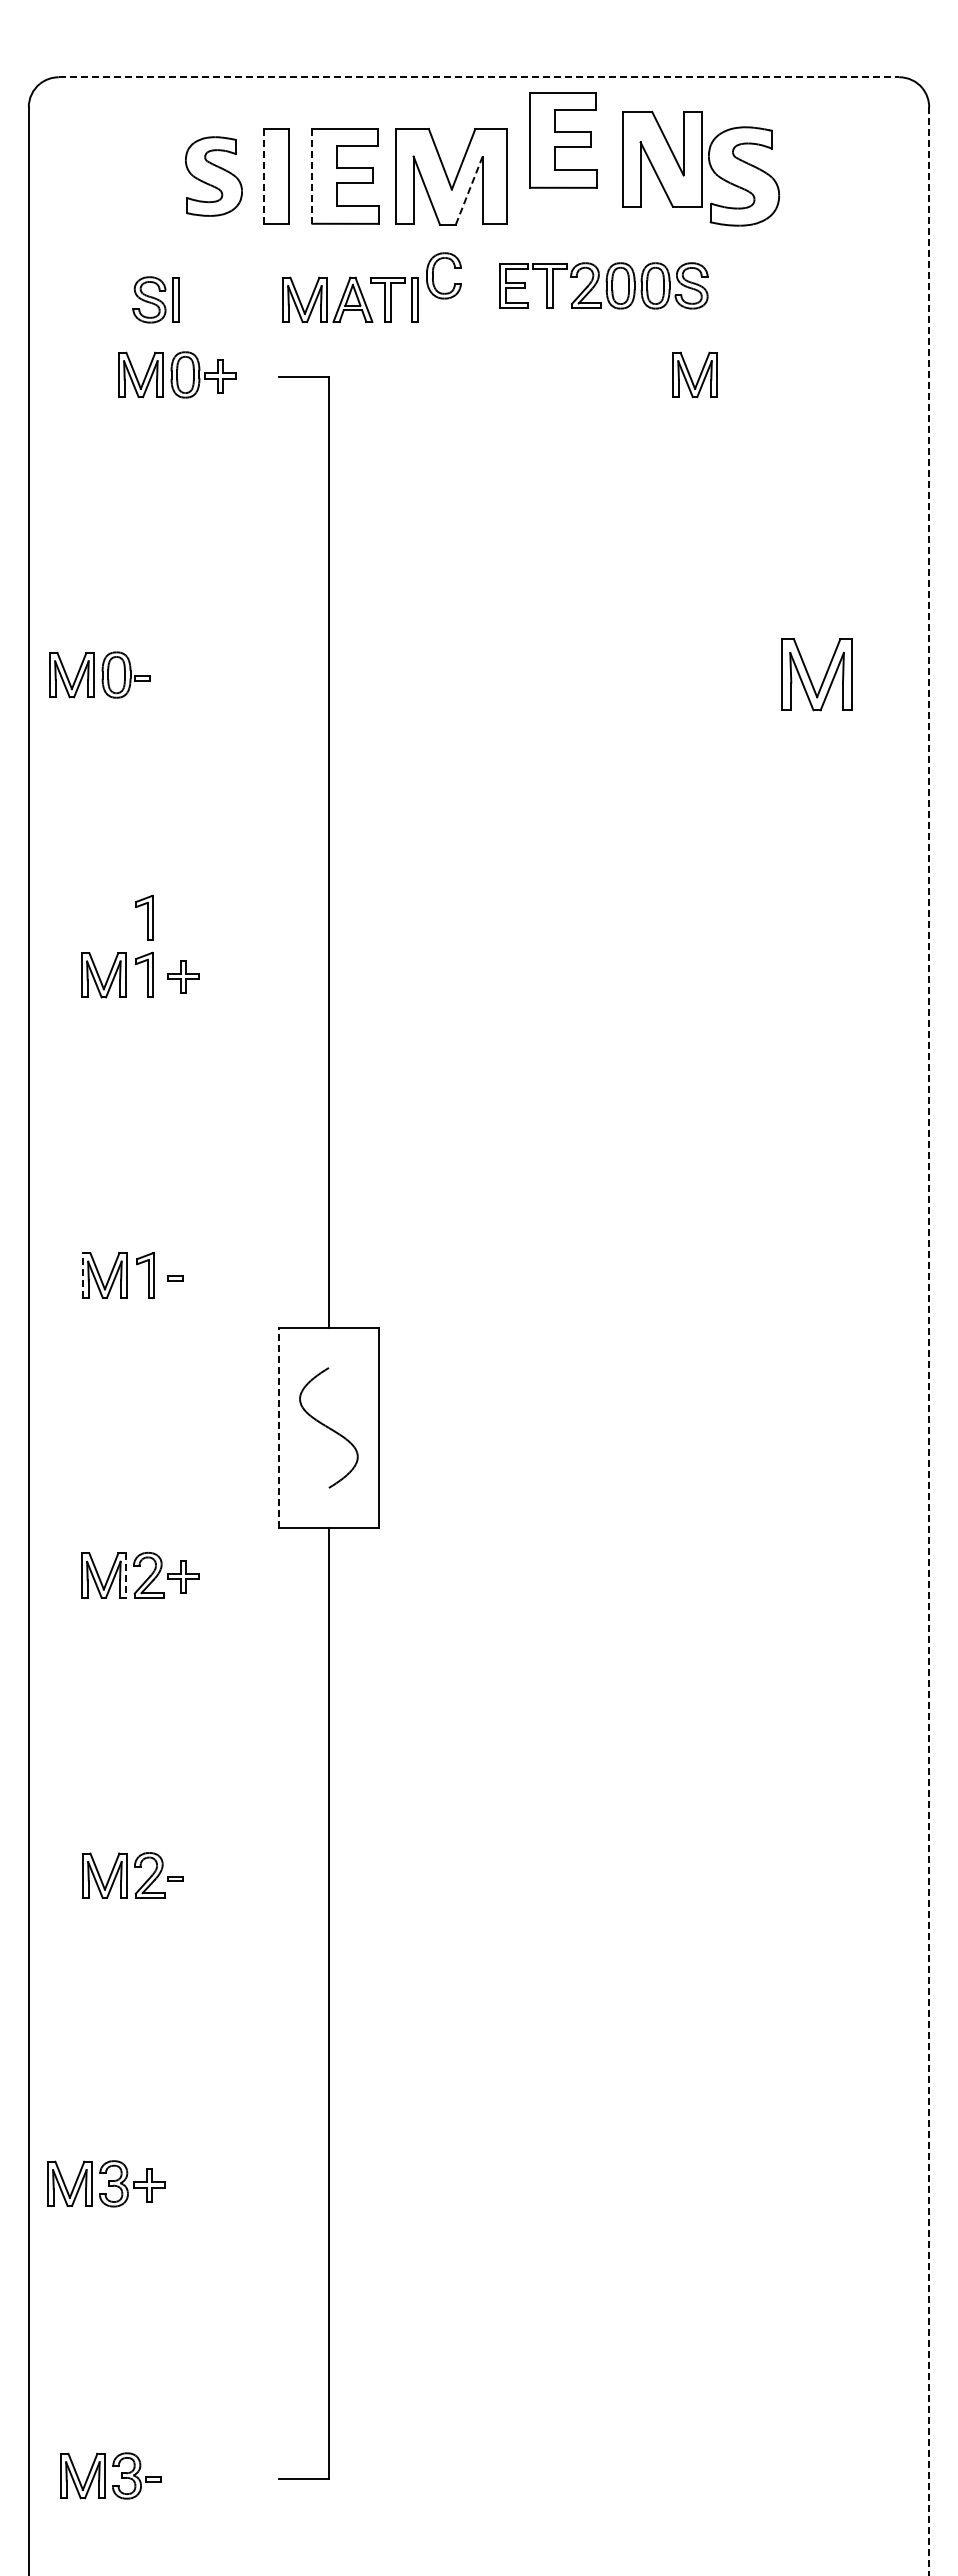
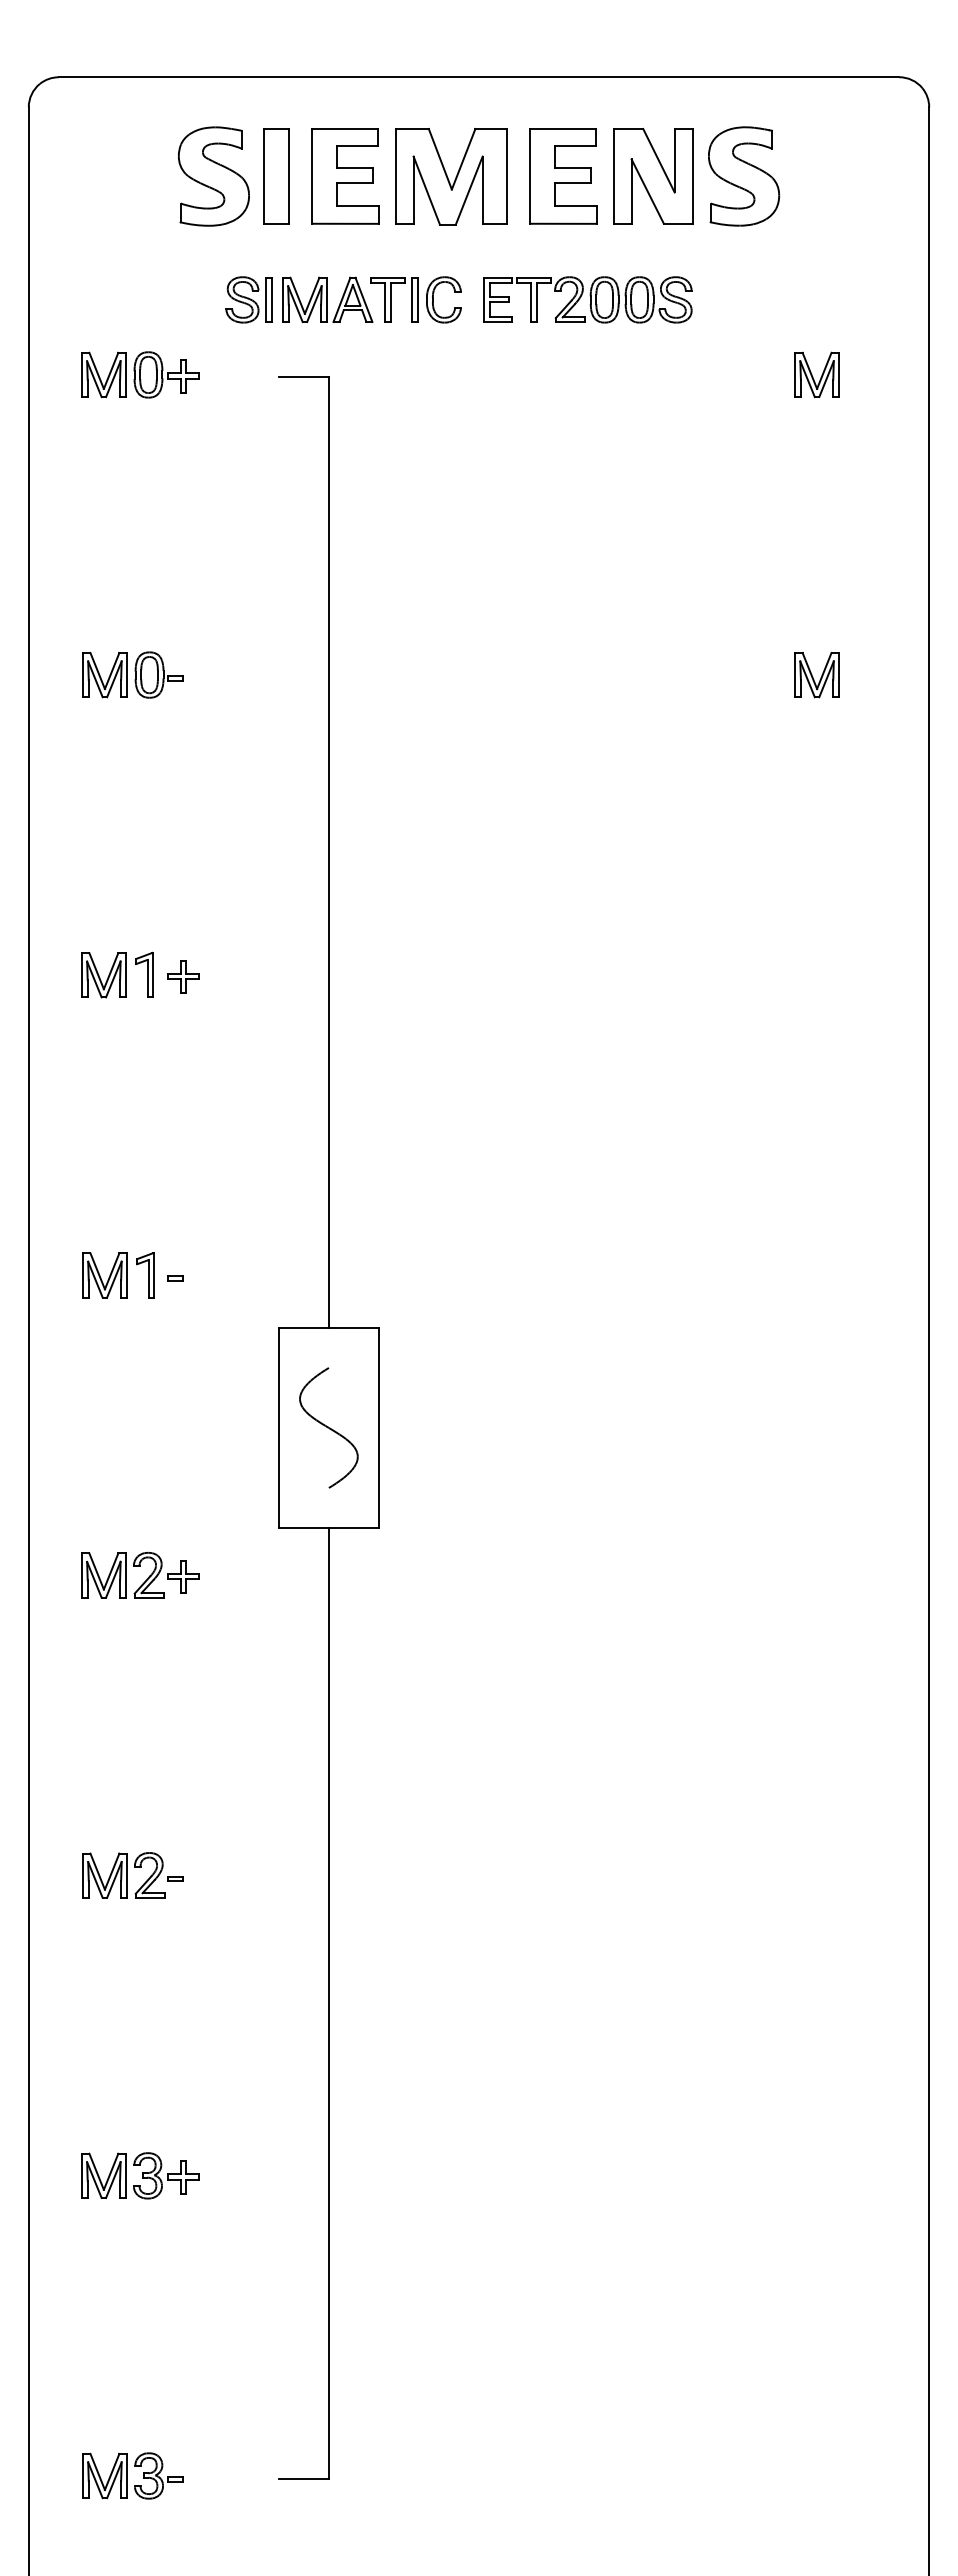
line: dashed -> solid (479, 77)
part position: (563, 140) -> (563, 176) (563, 176)
part position: (662, 158) -> (653, 175) (653, 175)
line: dashed -> solid (263, 175)
line: dashed -> solid (312, 175)
part size: 58x81 px -> 72x101 px (213, 176)
line: dashed -> solid (469, 190)
part position: (433, 275) -> (433, 299) (433, 299)
part position: (603, 285) -> (587, 299) (587, 299)
part position: (155, 299) -> (248, 299) (248, 299)
part position: (177, 374) -> (140, 374) (140, 374)
part position: (694, 374) -> (816, 374) (816, 374)
part position: (99, 674) -> (132, 674) (132, 674)
part size: 72x74 px -> 46x47 px (816, 675)
part: present -> none (144, 917)
line: dashed -> solid (82, 1274)
line: dashed -> solid (929, 1341)
line: dashed -> solid (278, 1427)
line: dashed -> solid (125, 1576)
part position: (106, 2183) -> (140, 2175) (140, 2175)
part position: (110, 2475) -> (132, 2475) (132, 2475)
